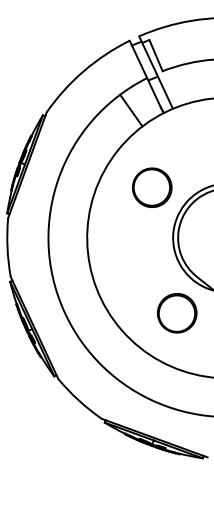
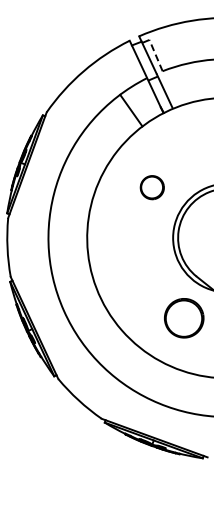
line: solid -> dashed (156, 55)
part size: 41x41 px -> 26x26 px (151, 187)
part position: (177, 313) -> (184, 318) (184, 318)
